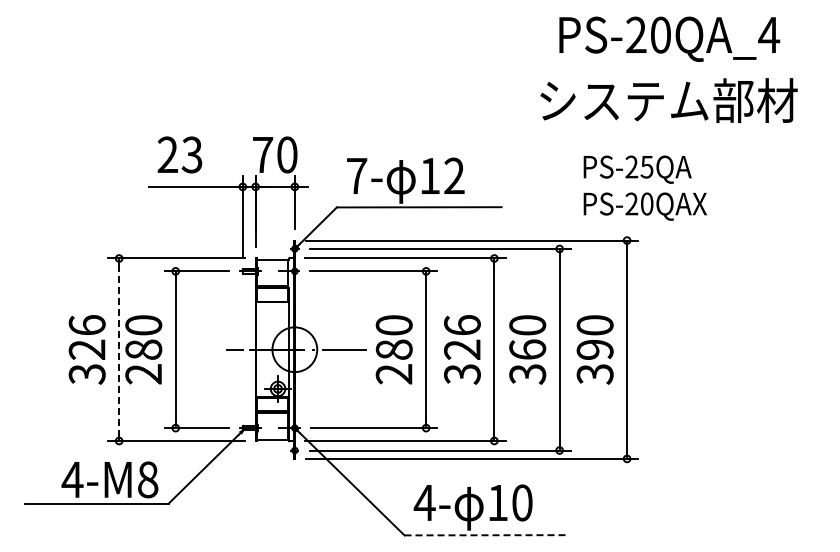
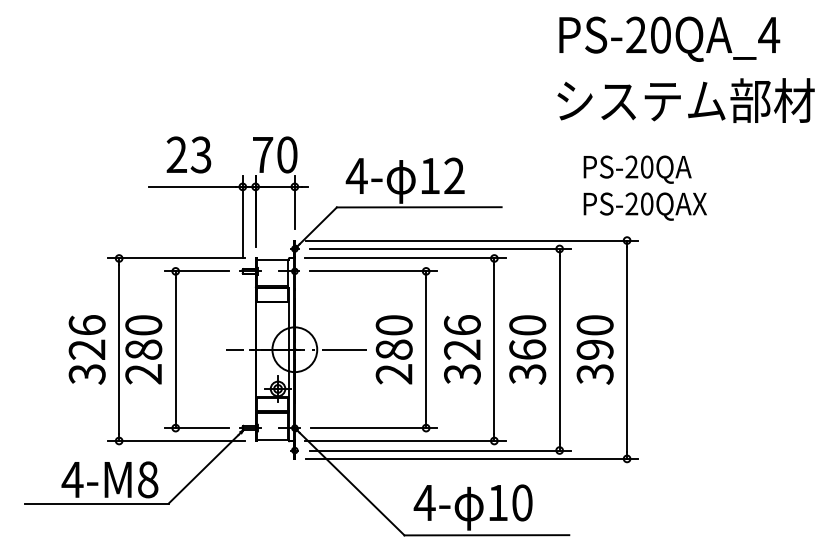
text position: (668, 100) -> (685, 100) (685, 100)
text position: (179, 154) -> (188, 154) (188, 154)
text: PS-25QA -> PS-20QA (646, 166)
text: 7- -> 4- (356, 175)
line: dashed -> solid (119, 349)
line: dashed -> solid (487, 535)
